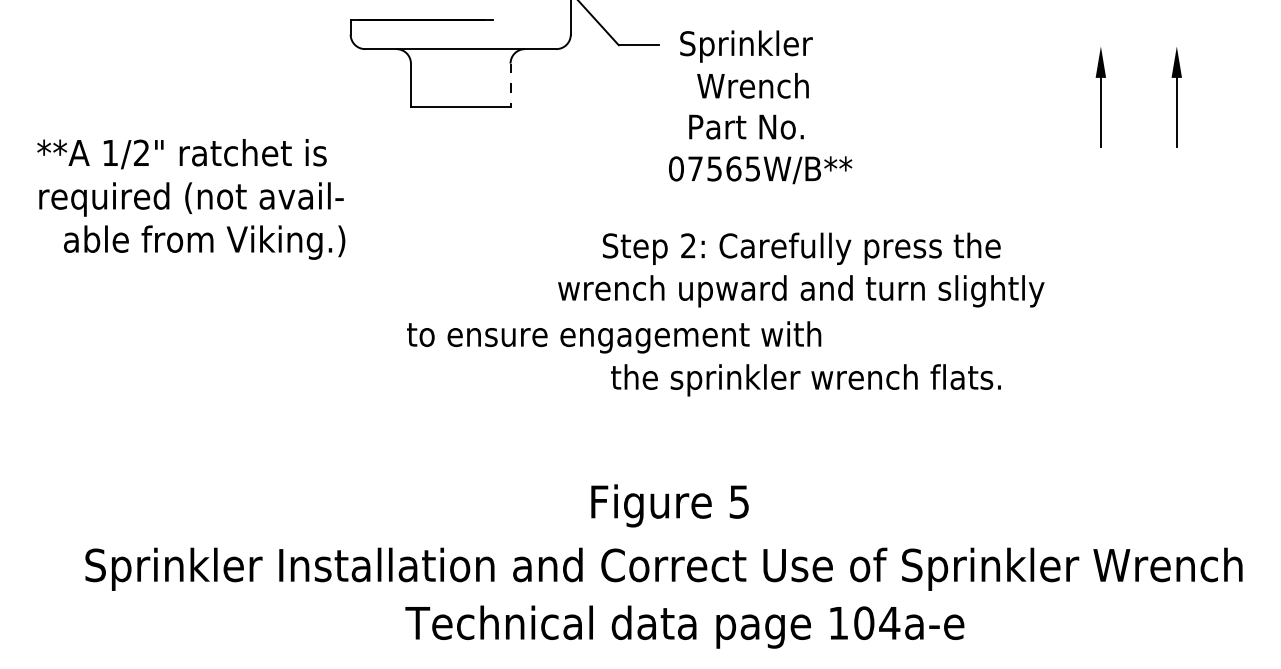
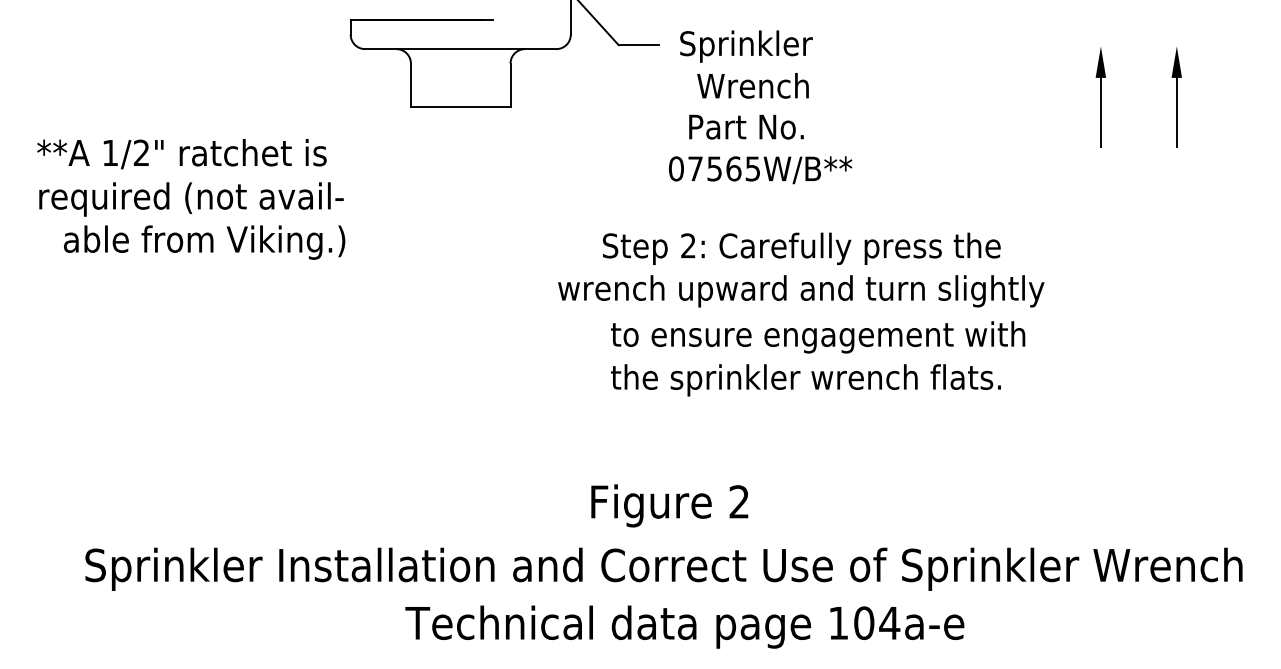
line: dashed -> solid (510, 85)
text position: (614, 337) -> (818, 337) (818, 337)
text: 5 -> 2 (738, 501)
